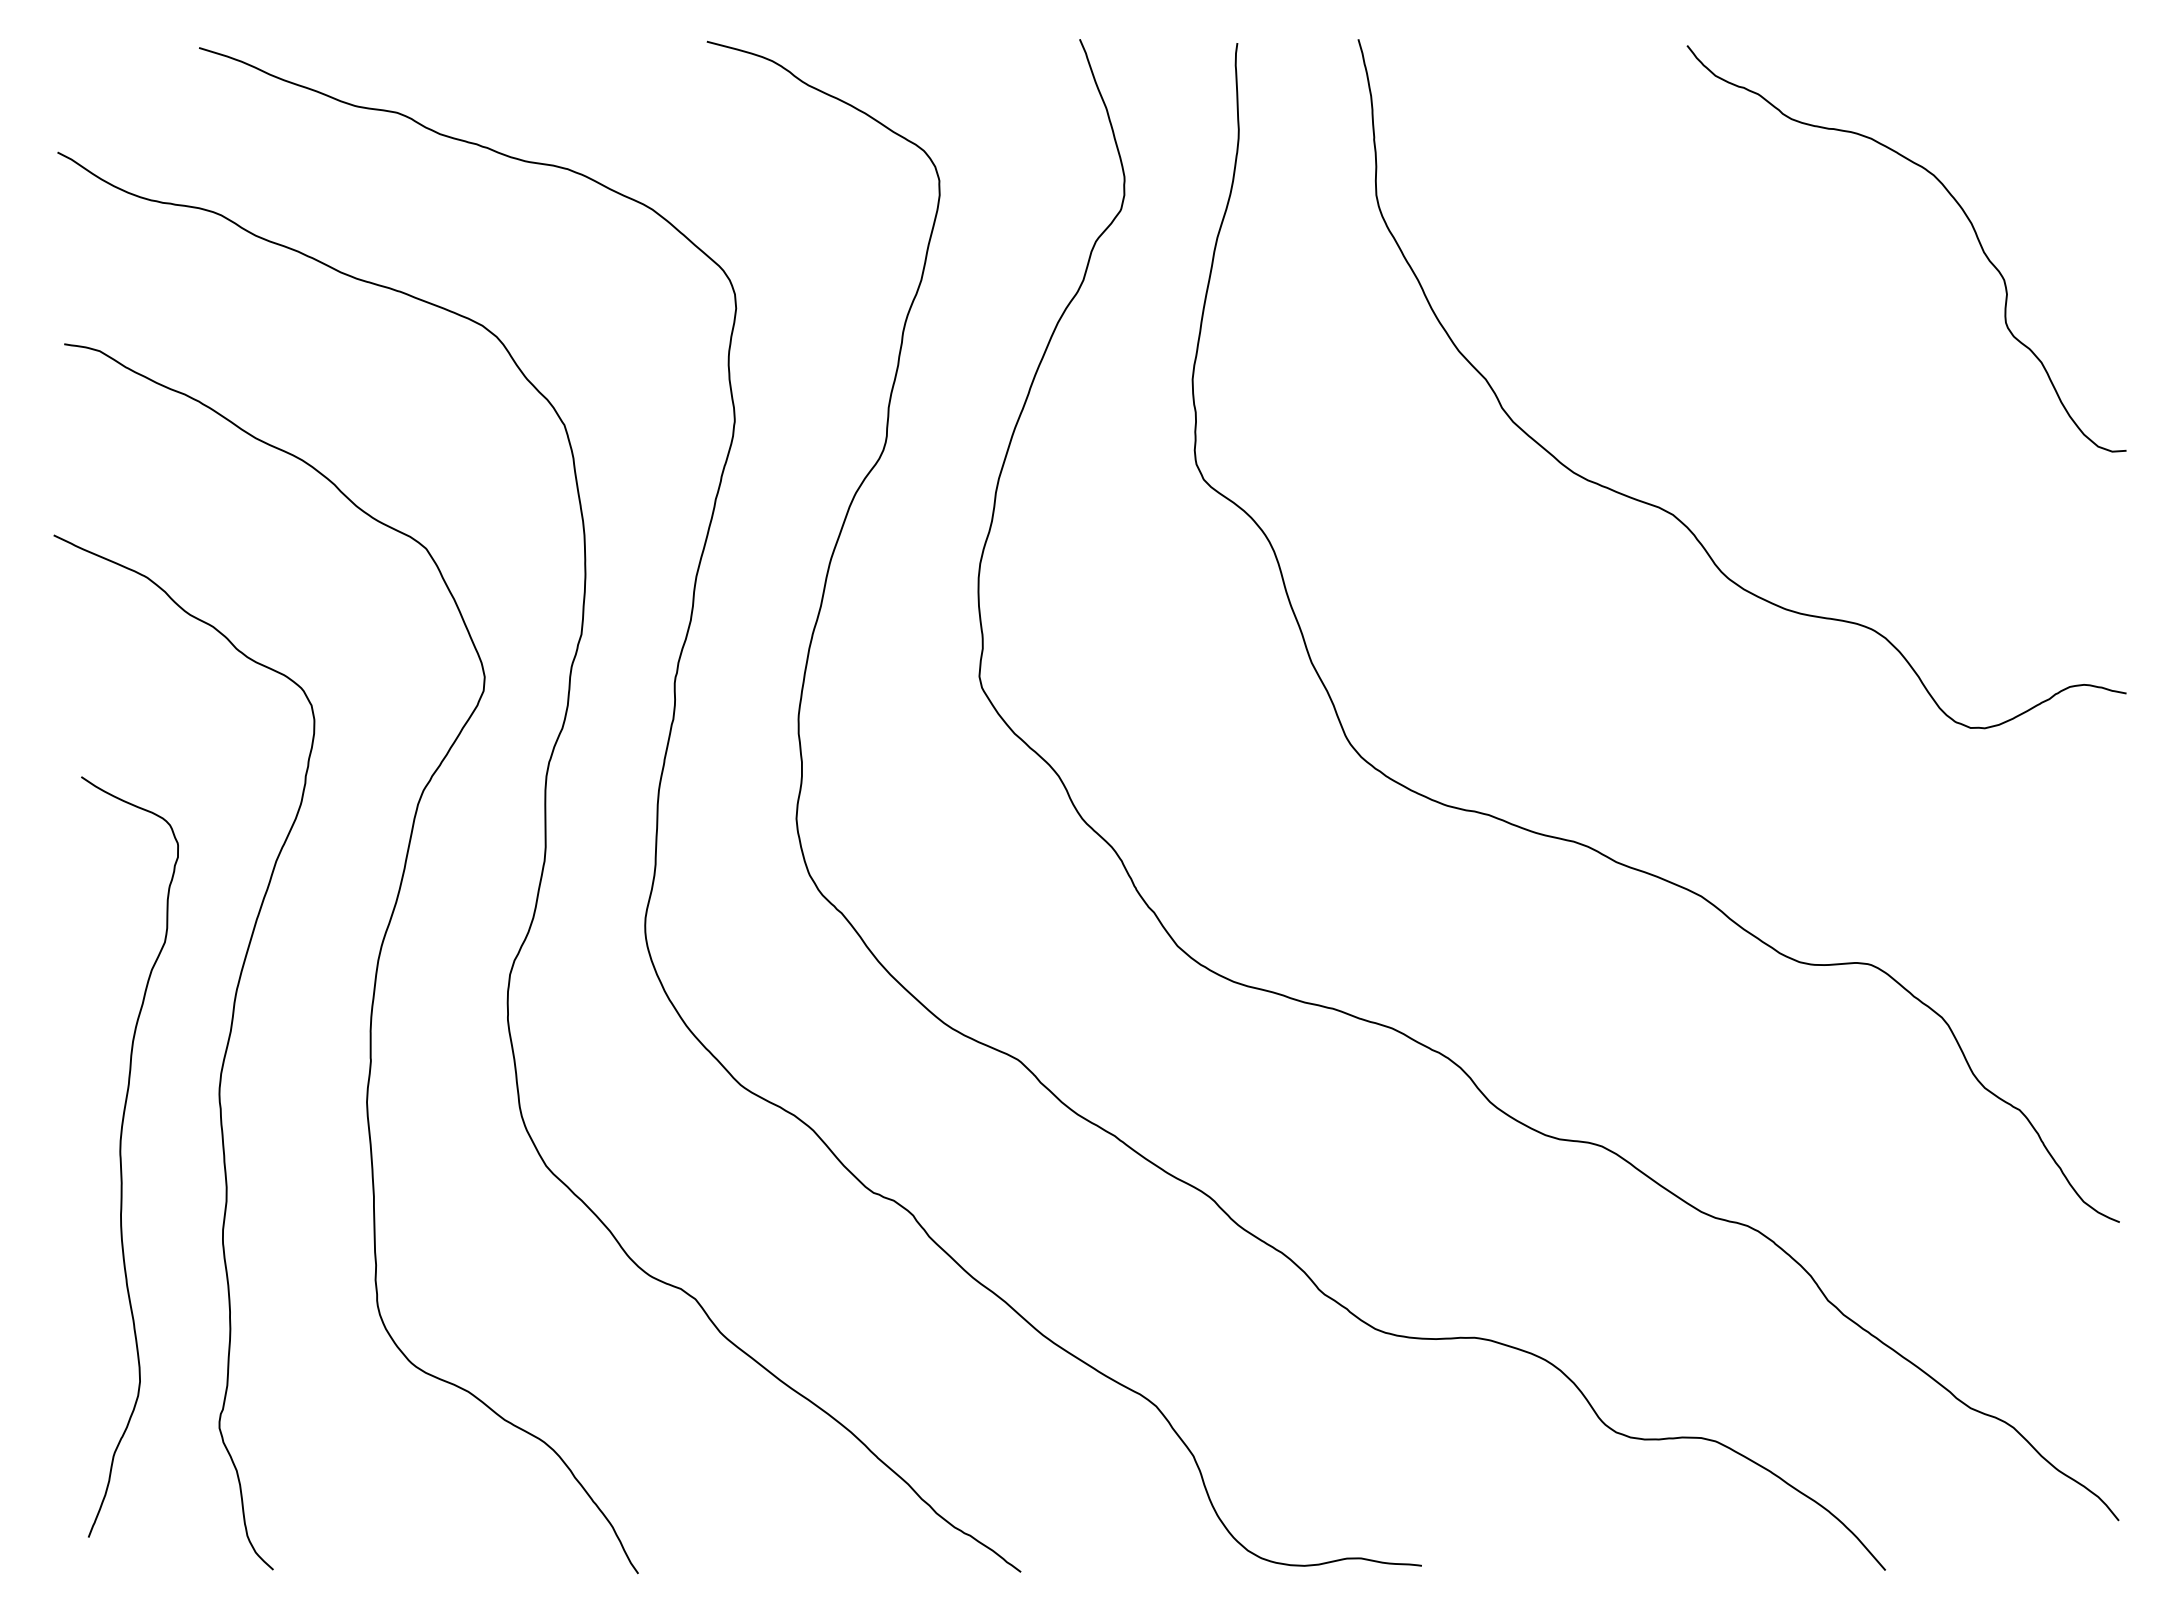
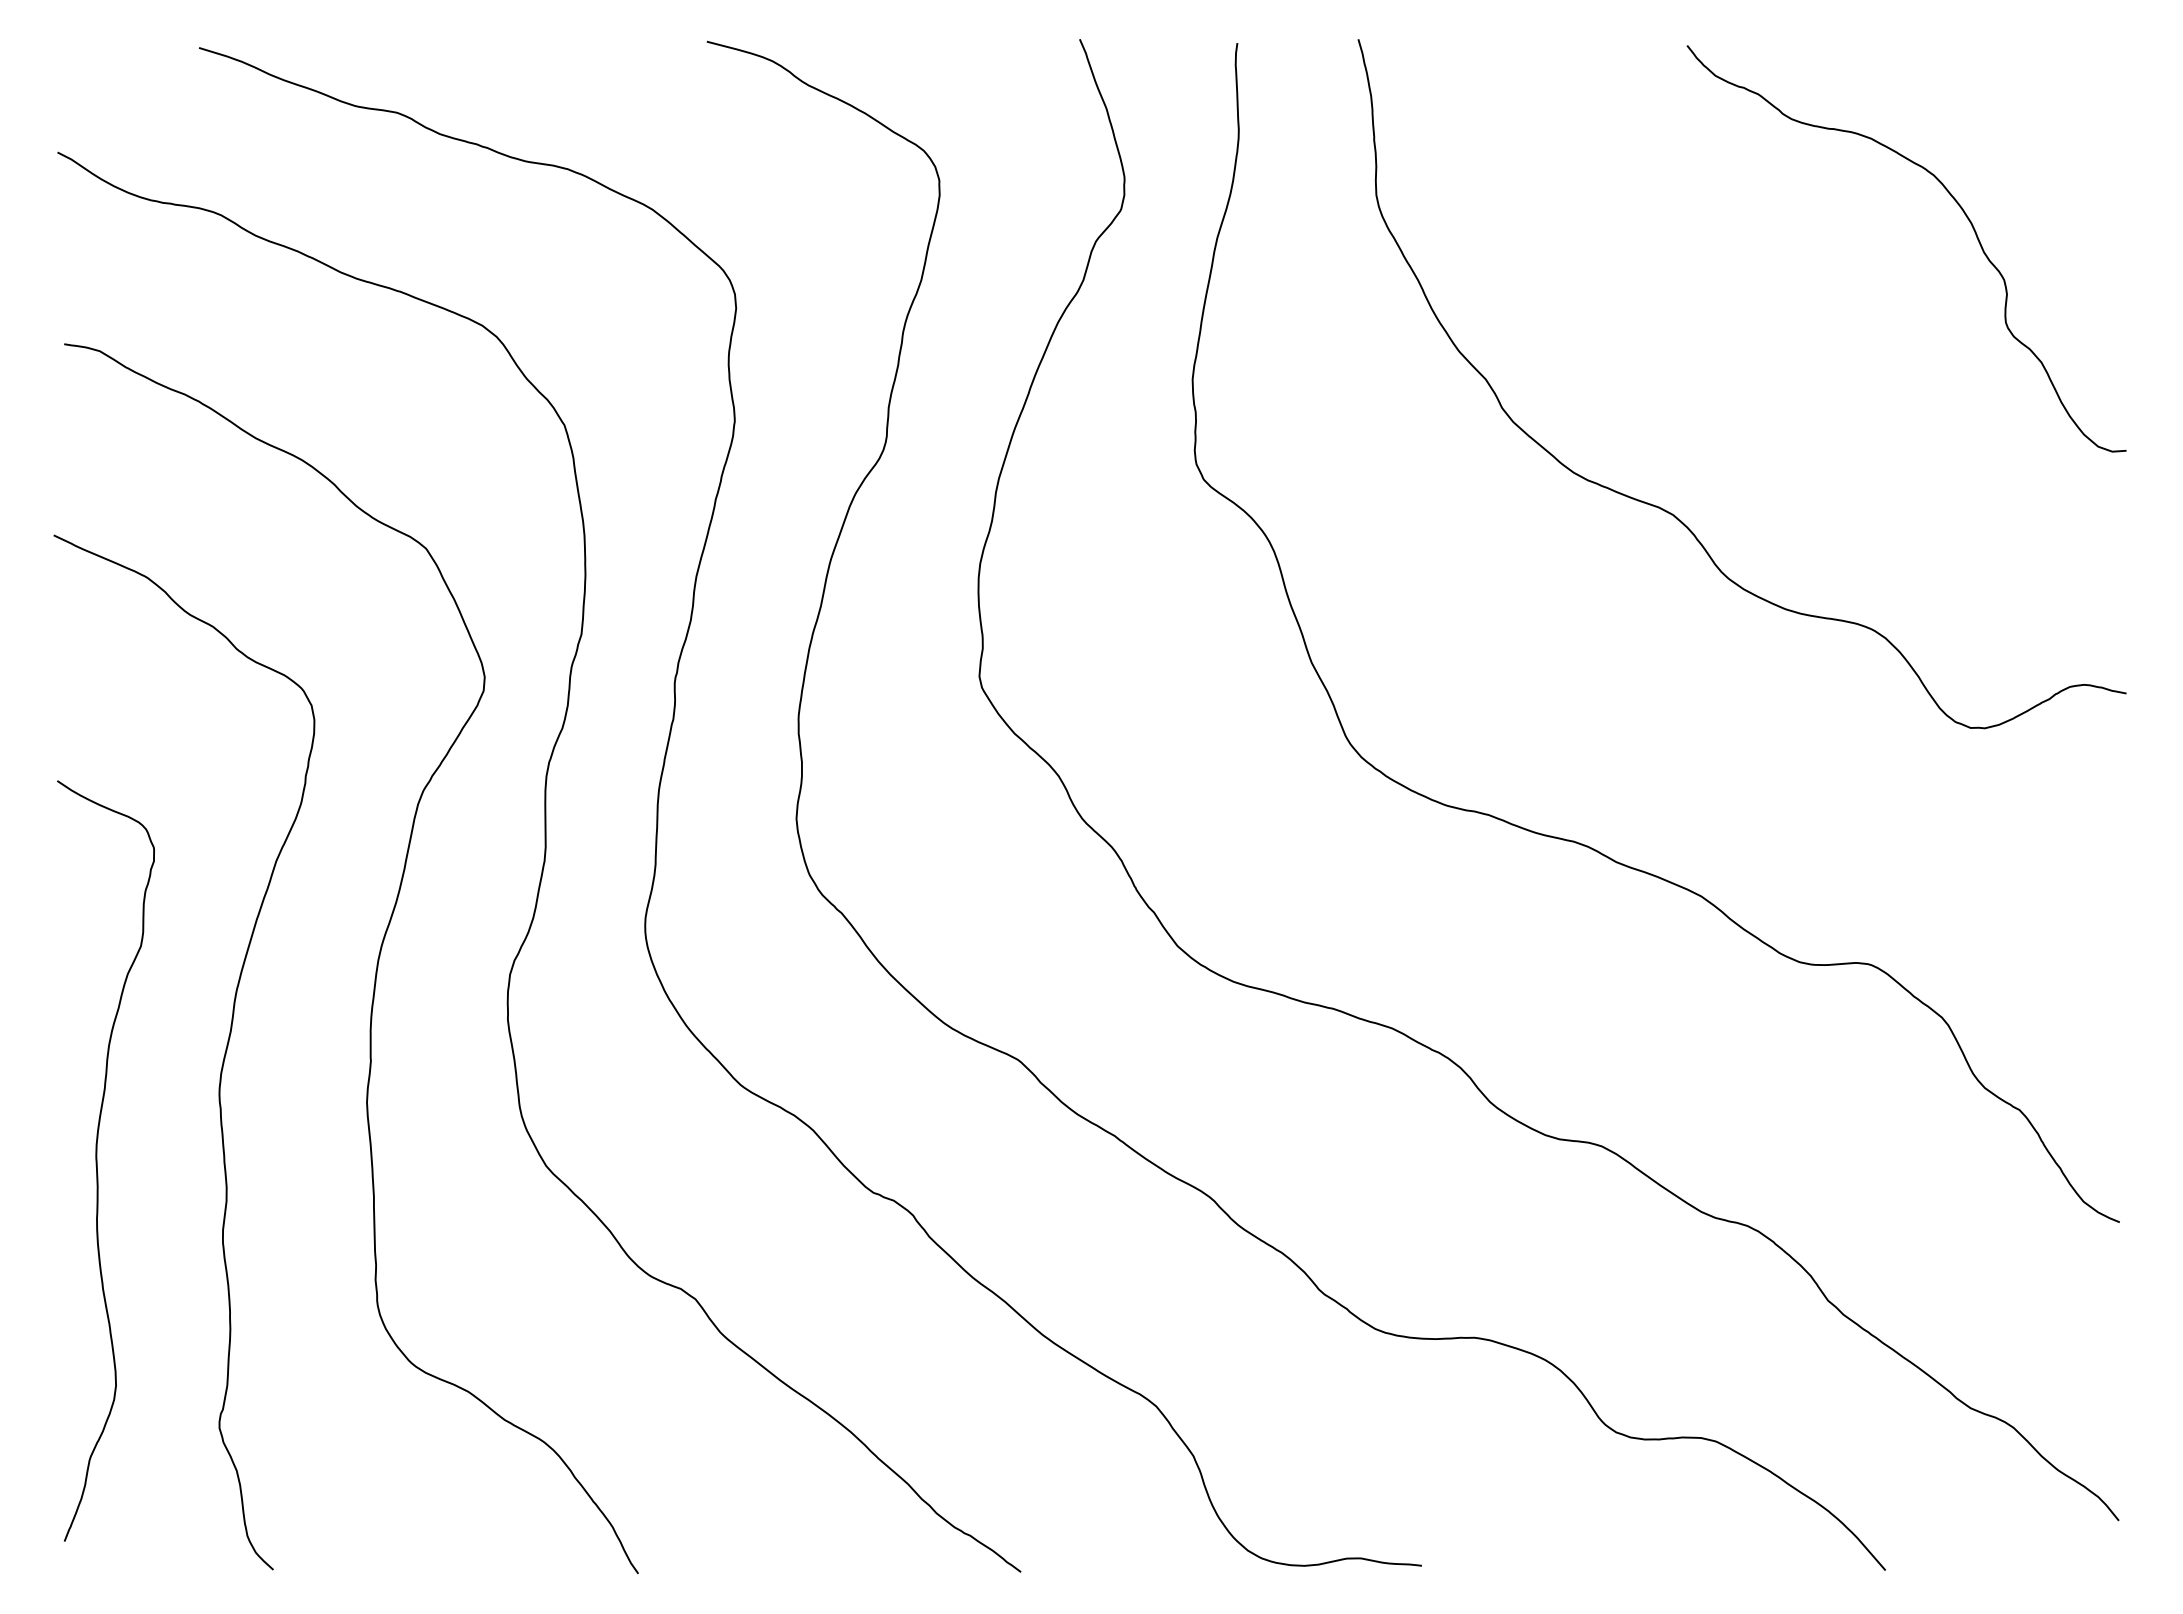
curve position: (121, 1156) -> (97, 1160) (97, 1160)
